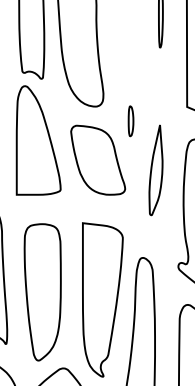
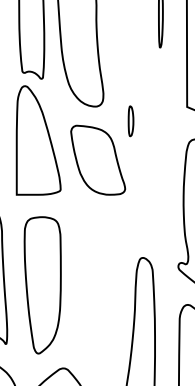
part: present -> none (155, 170)
part position: (42, 292) -> (42, 285) (42, 285)
part: present -> none (102, 299)
